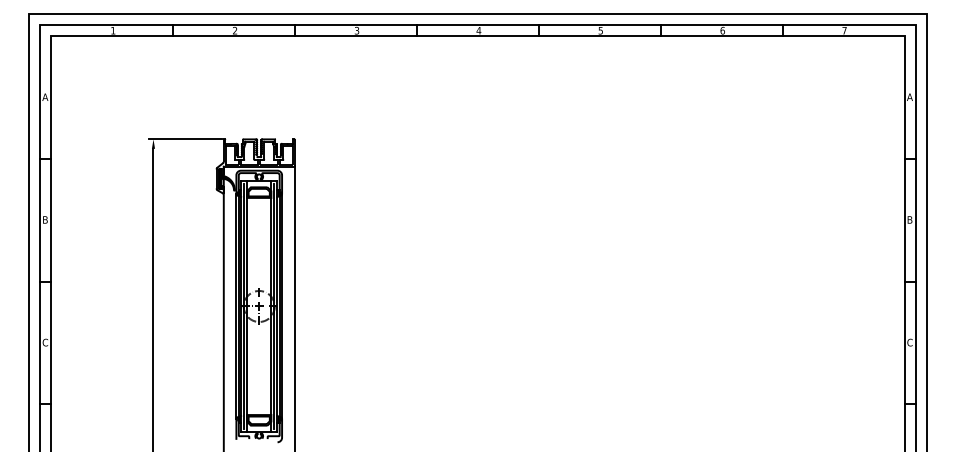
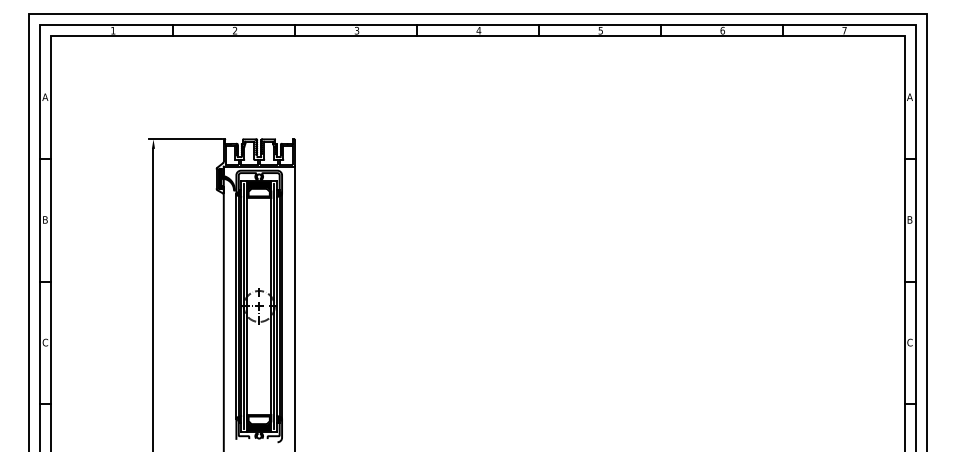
fill: none -> present (259, 186)
fill: none -> present (259, 426)
